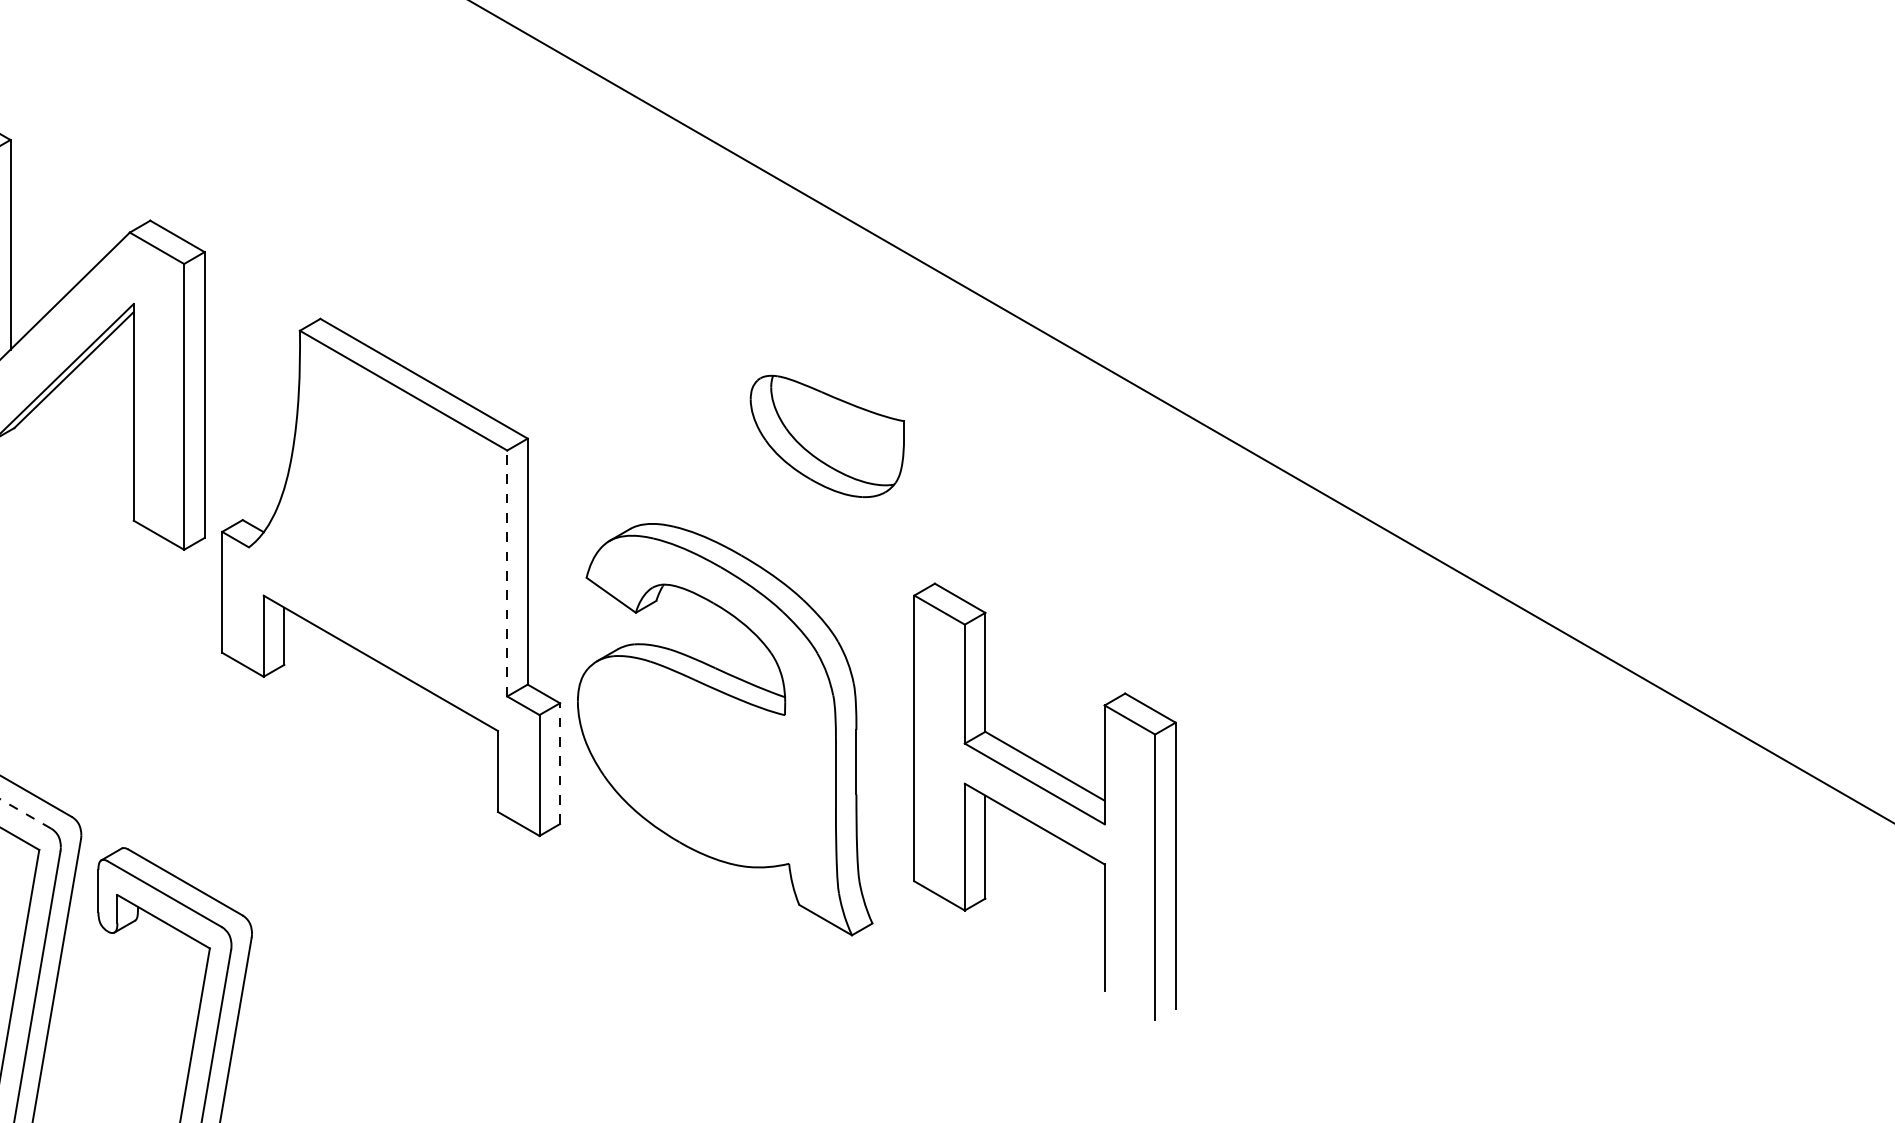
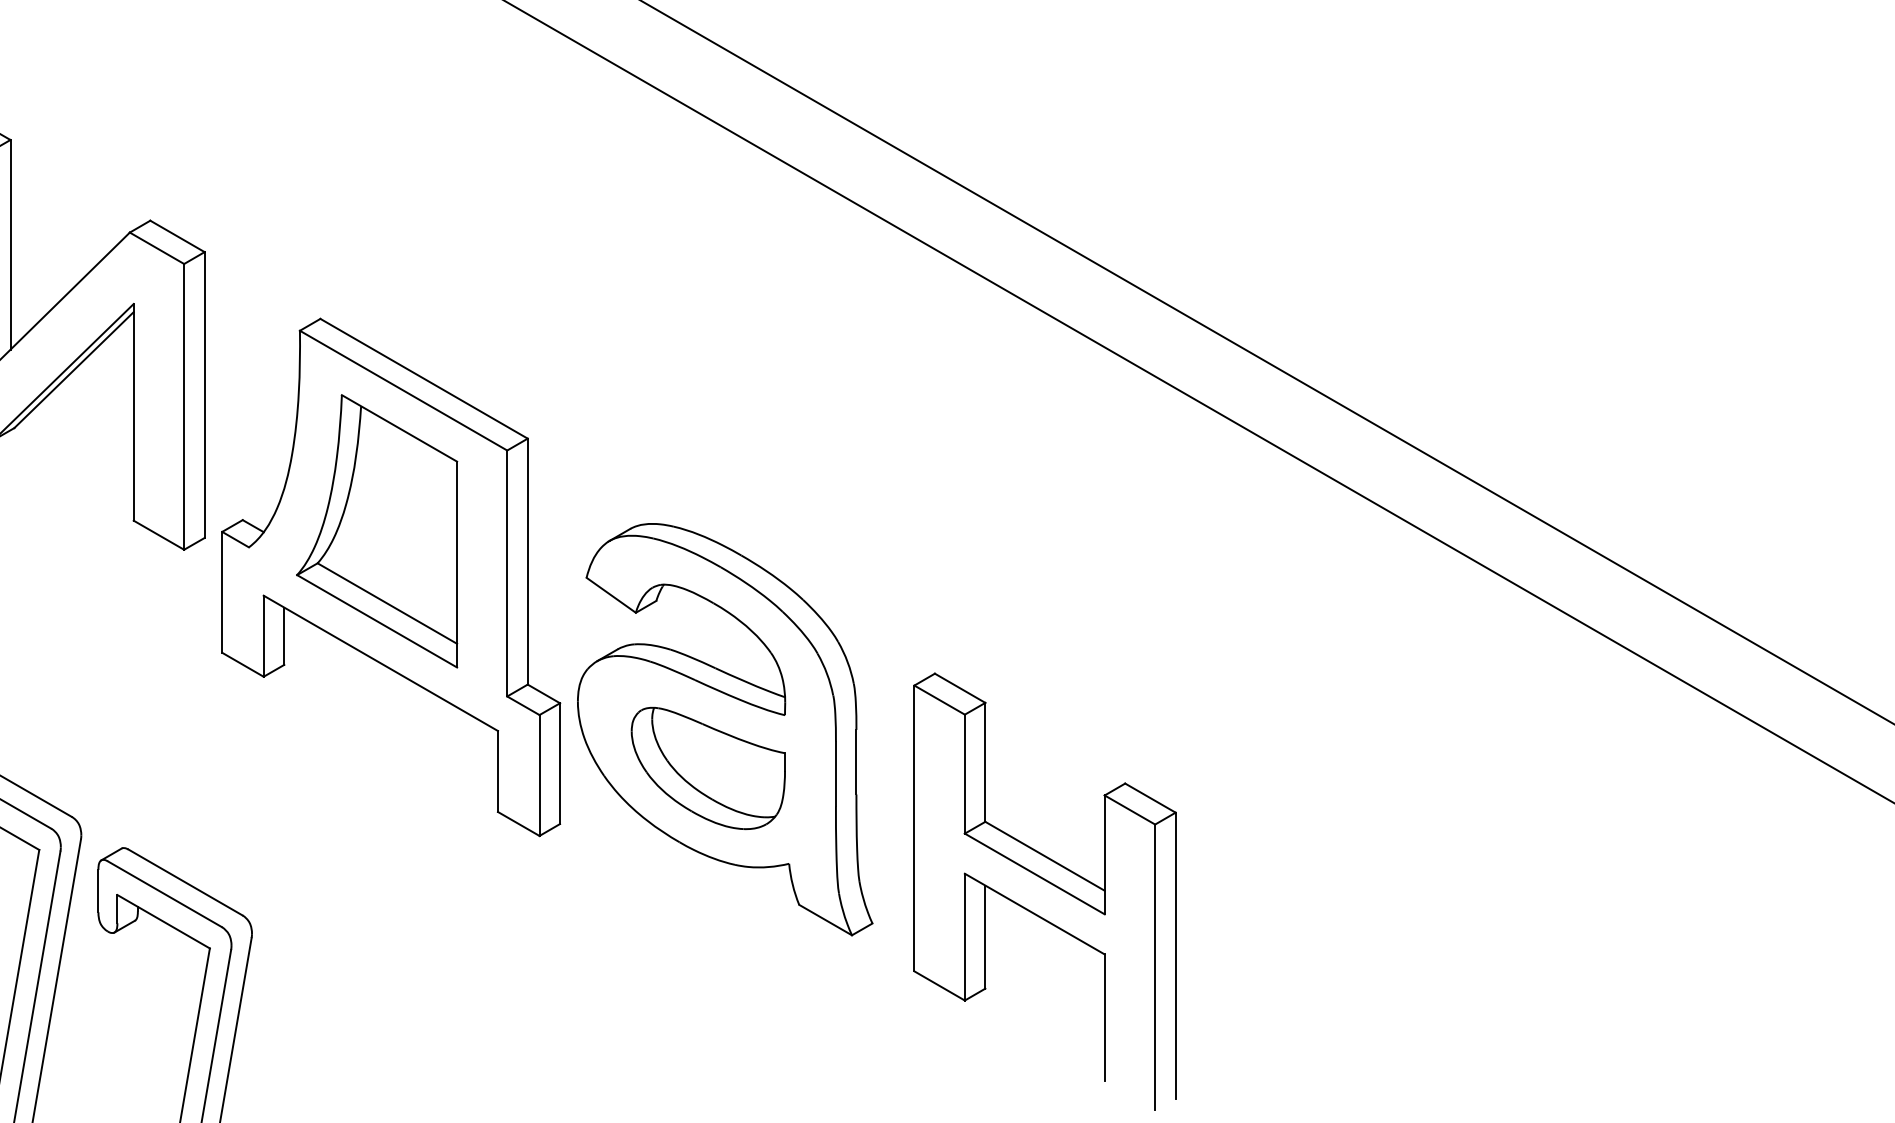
line: none -> present (1267, 362)
line position: (1181, 411) -> (1199, 401) (1199, 401)
part position: (826, 436) -> (707, 768) (707, 768)
part: none -> present (377, 531)
line: dashed -> solid (507, 573)
line: dashed -> solid (560, 763)
part position: (1050, 794) -> (1050, 884) (1050, 884)
line: dashed -> solid (25, 813)
